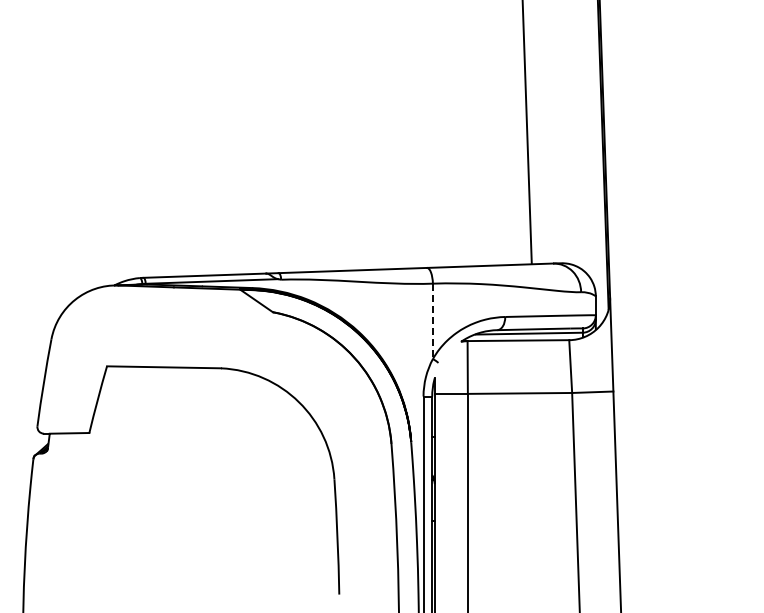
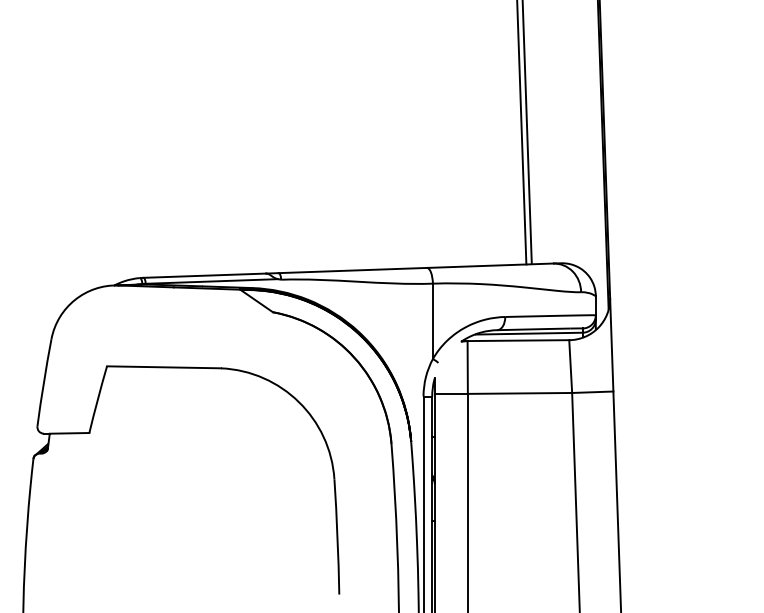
line: none -> present (521, 133)
line: dashed -> solid (432, 321)
